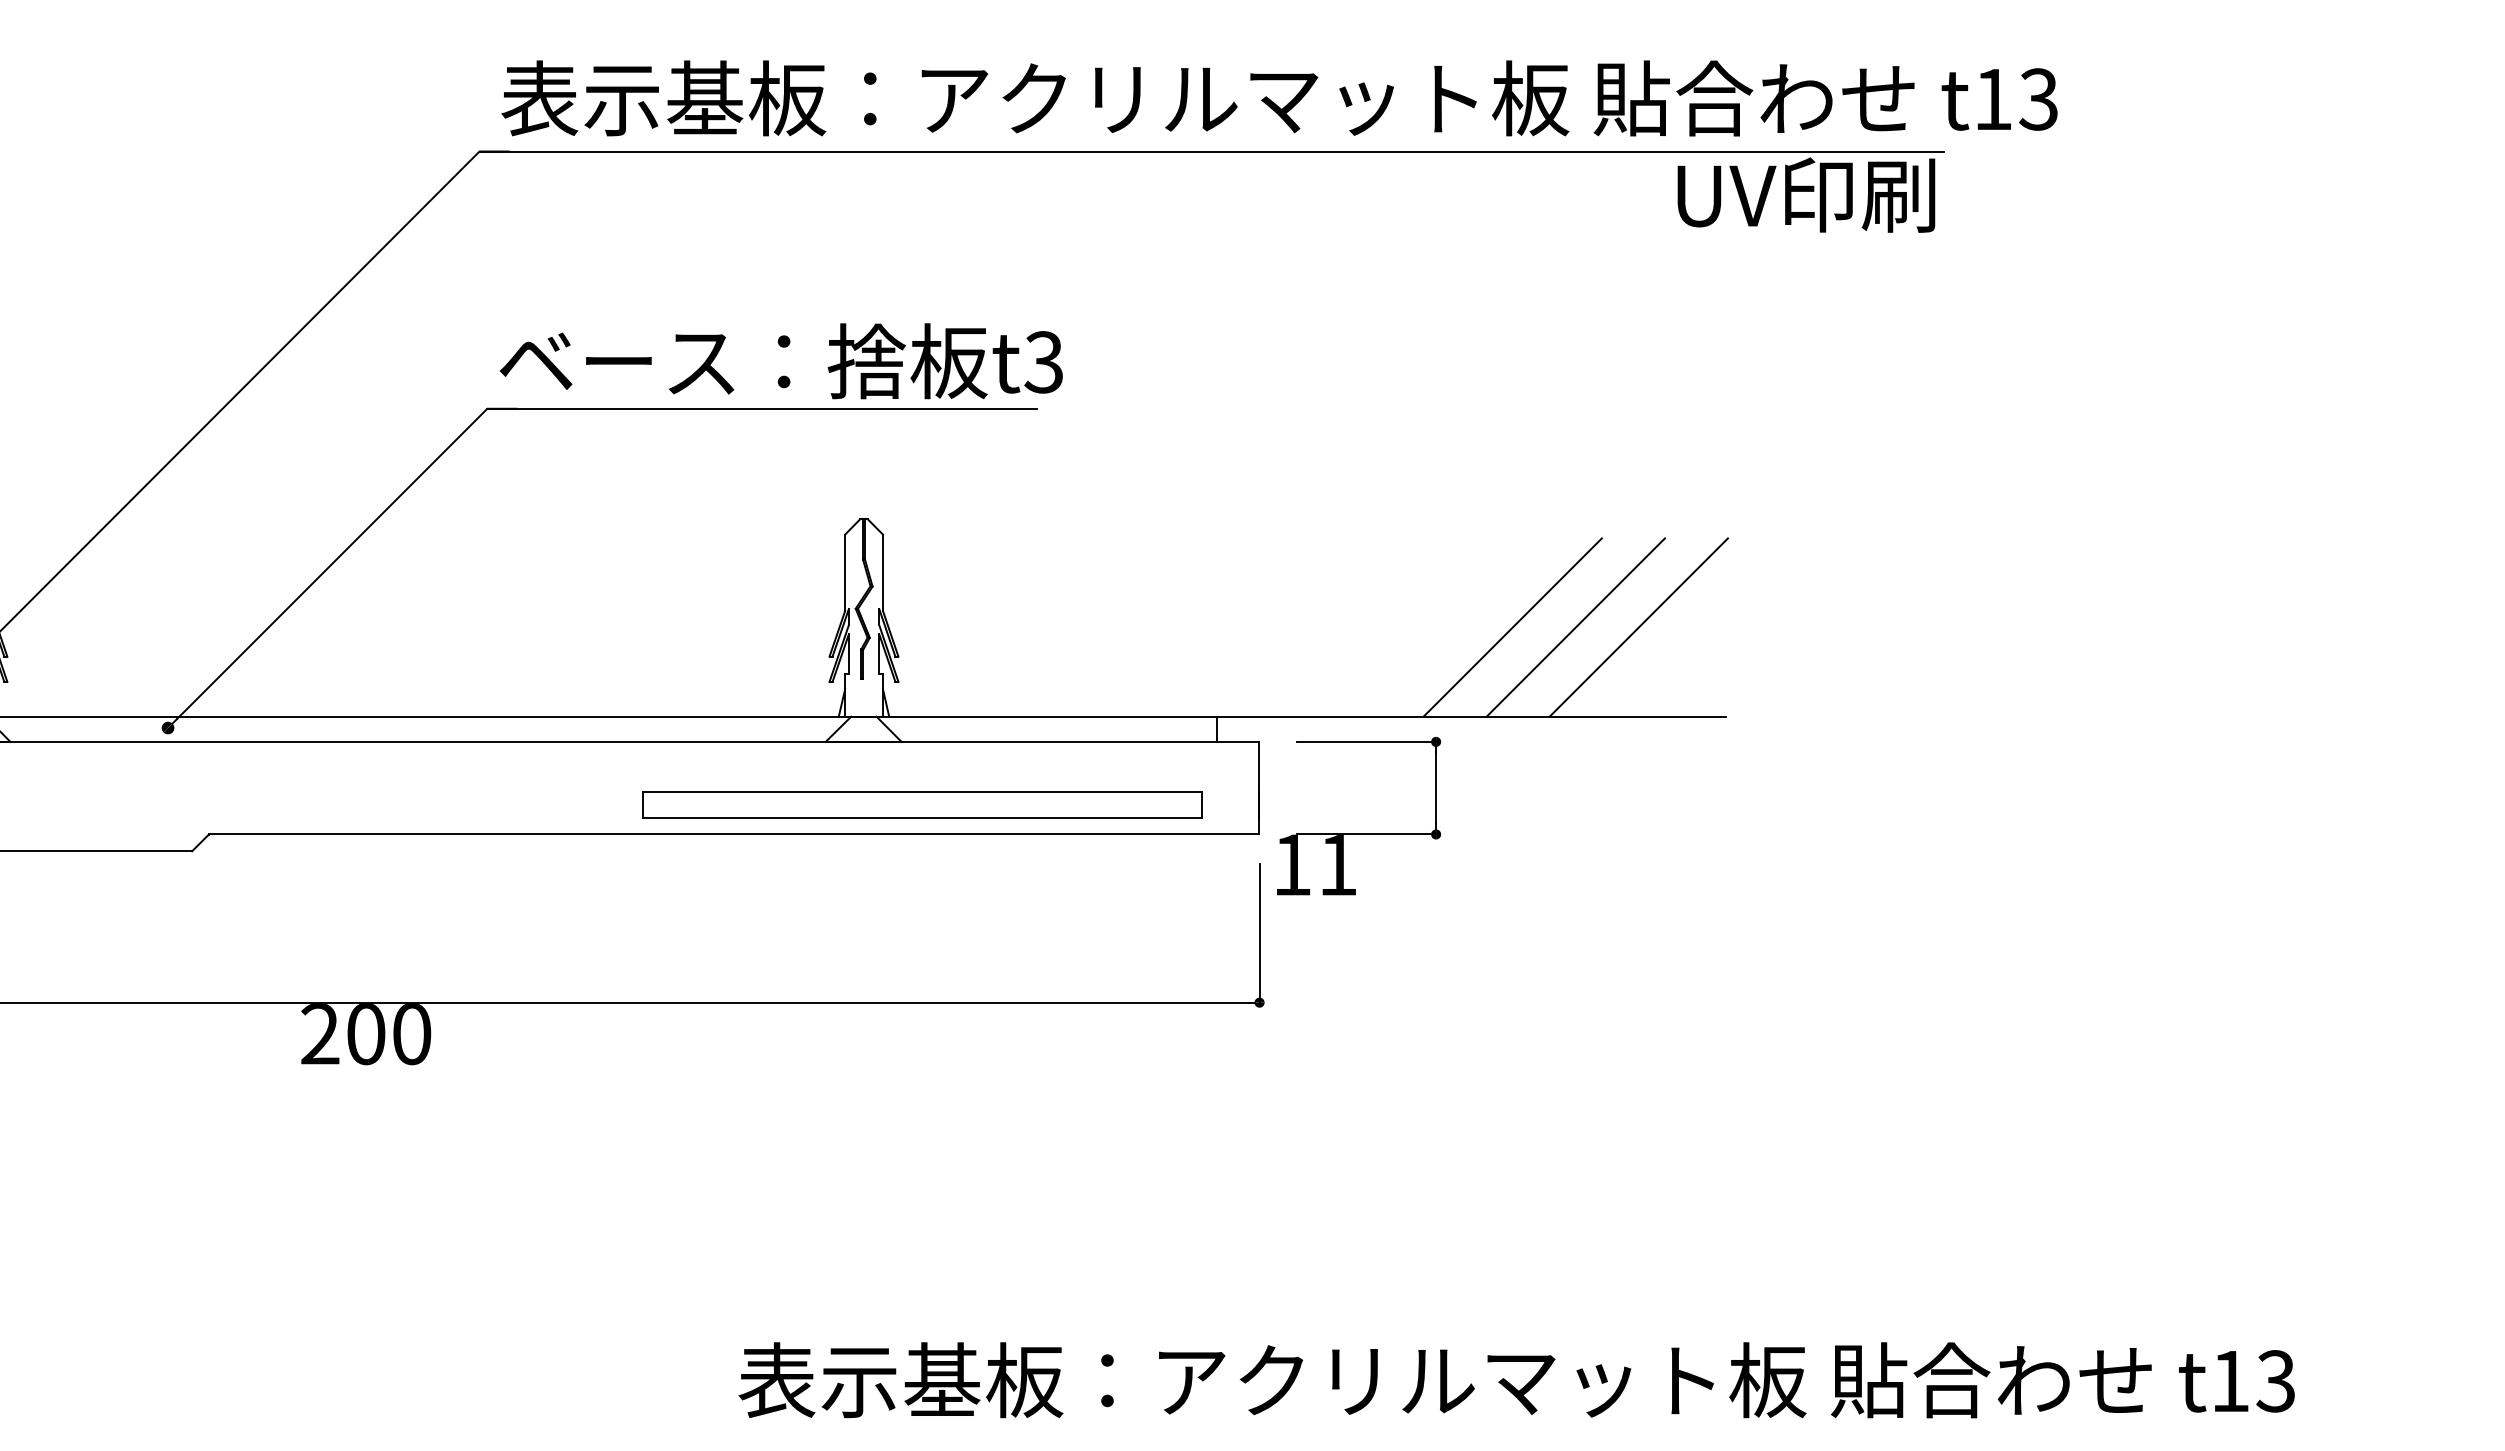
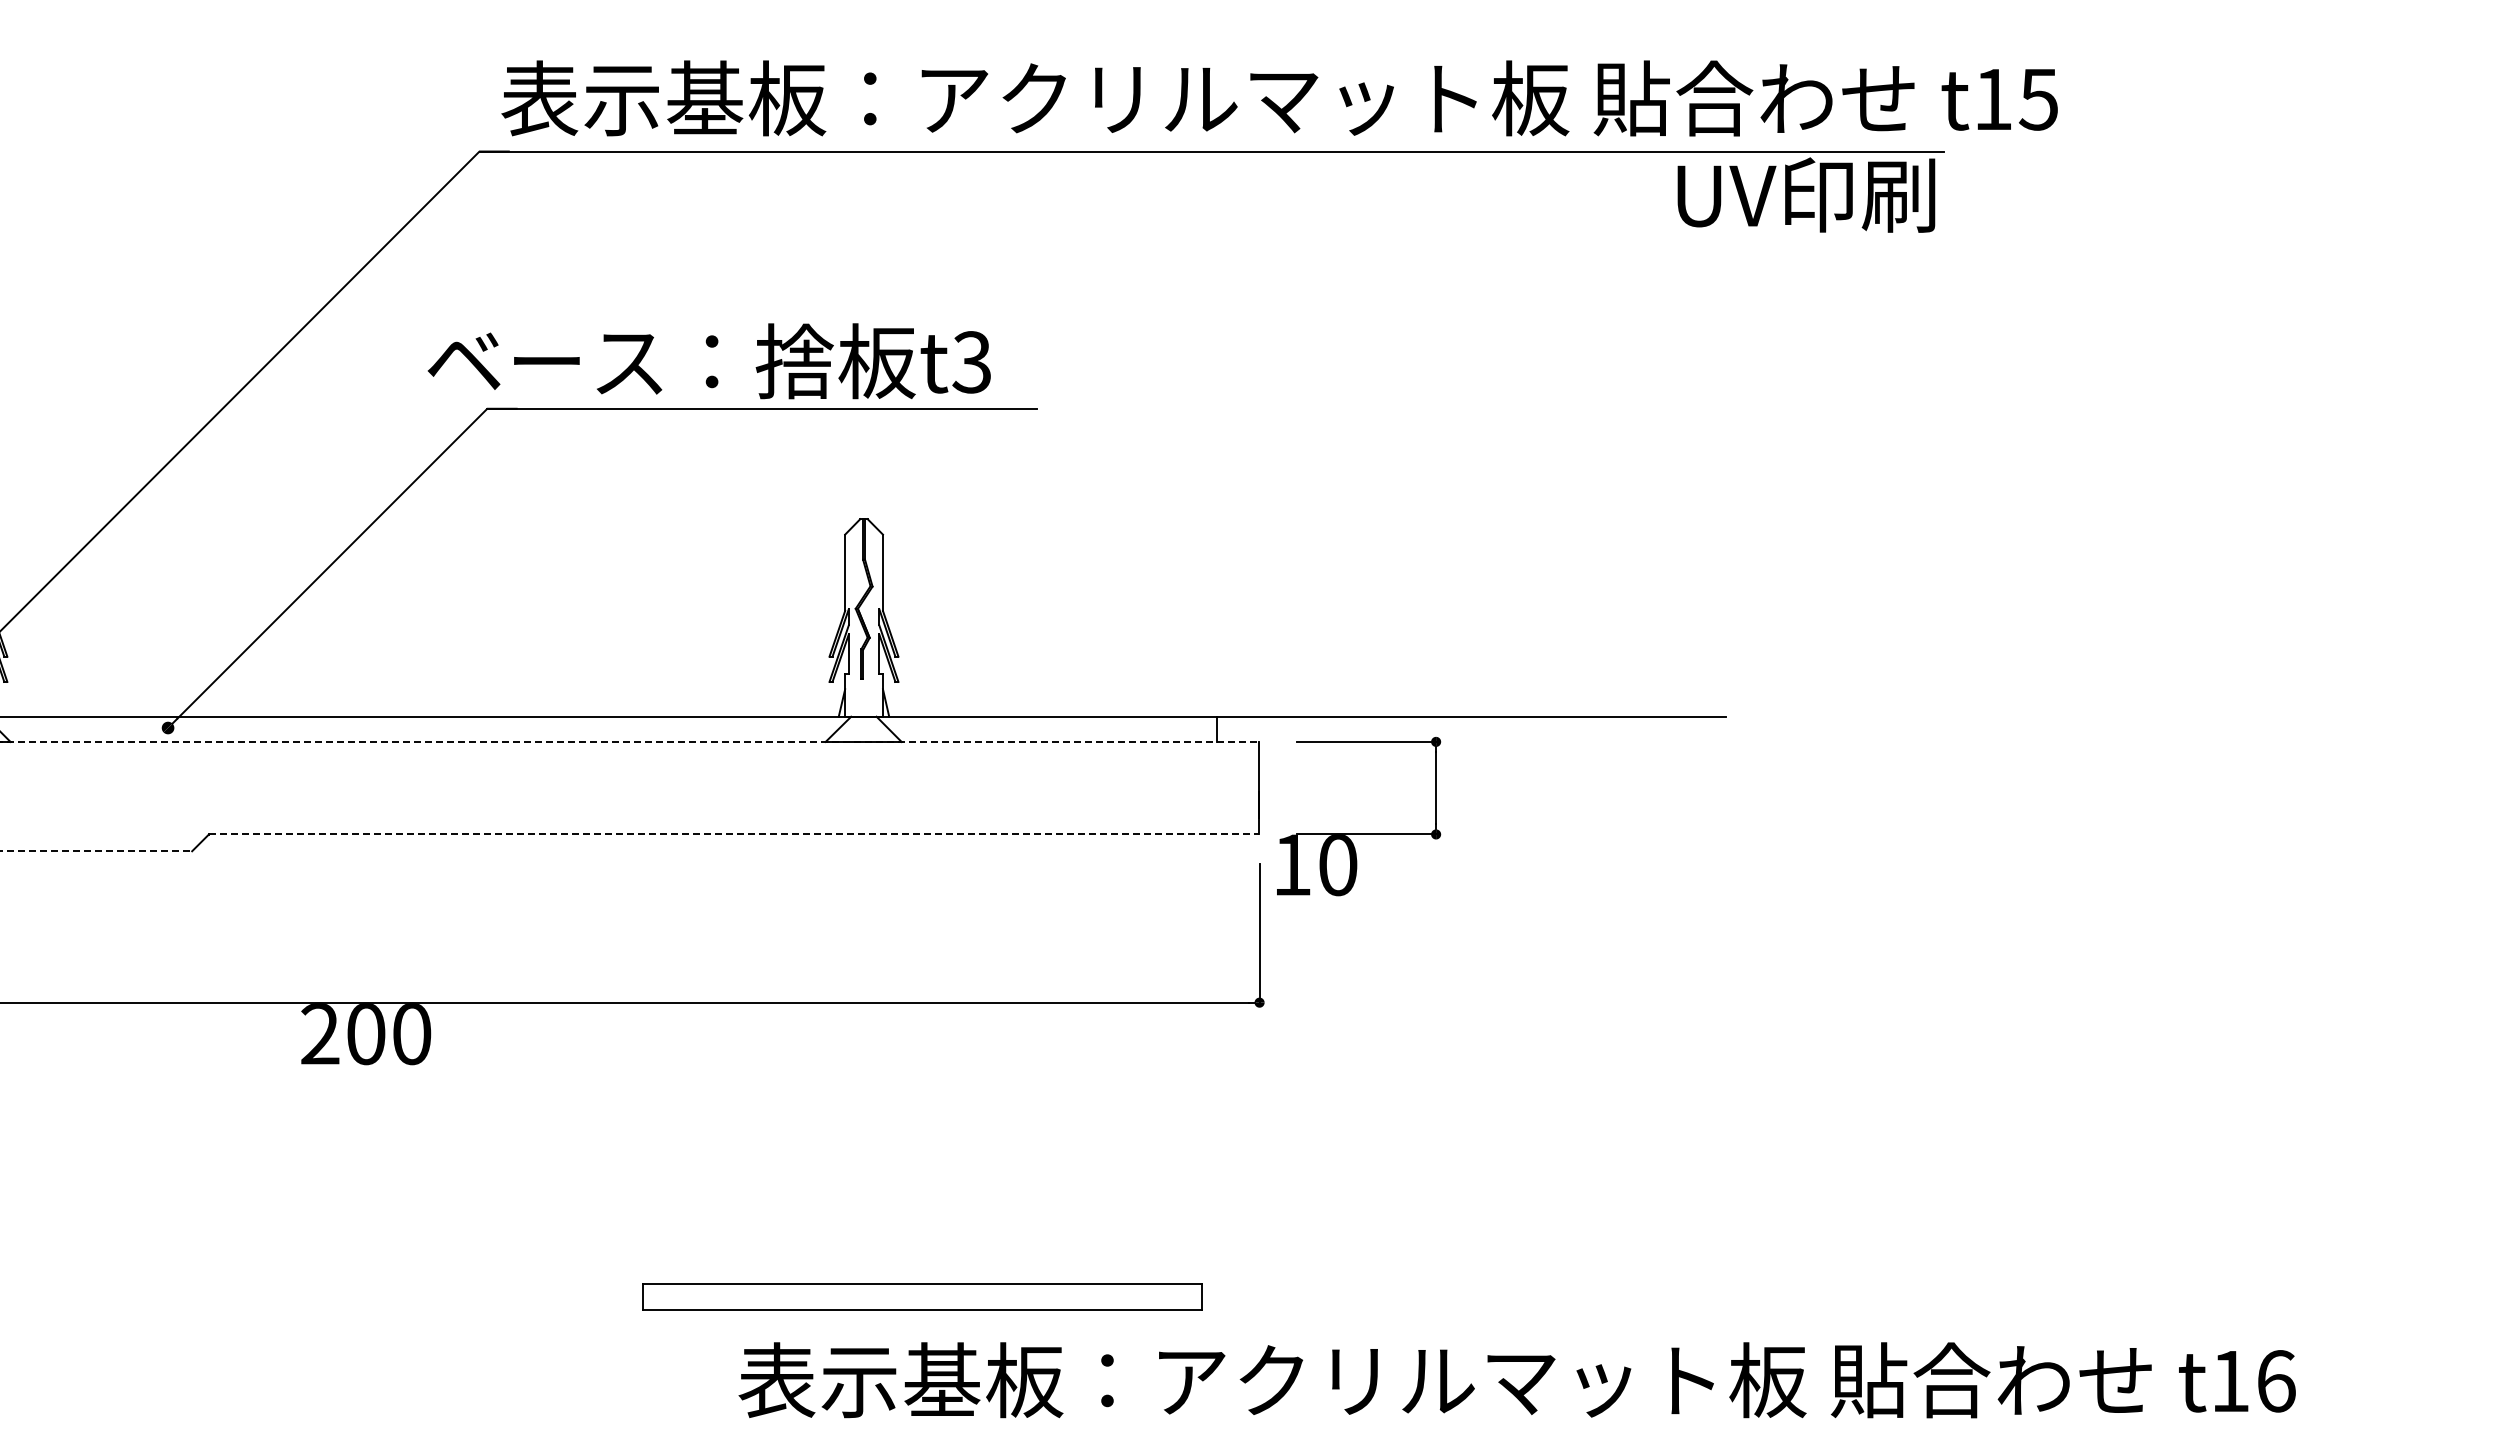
text: t13 -> t15 (2038, 99)
text position: (780, 361) -> (708, 361) (708, 361)
line: present -> none (1512, 627)
line: present -> none (1575, 627)
line: present -> none (1638, 627)
line: solid -> dashed (629, 741)
part position: (922, 804) -> (922, 1296) (922, 1296)
line: solid -> dashed (734, 834)
line: solid -> dashed (96, 851)
text: 11 -> 10 (1338, 865)
text: t13 -> t16 (2275, 1381)
